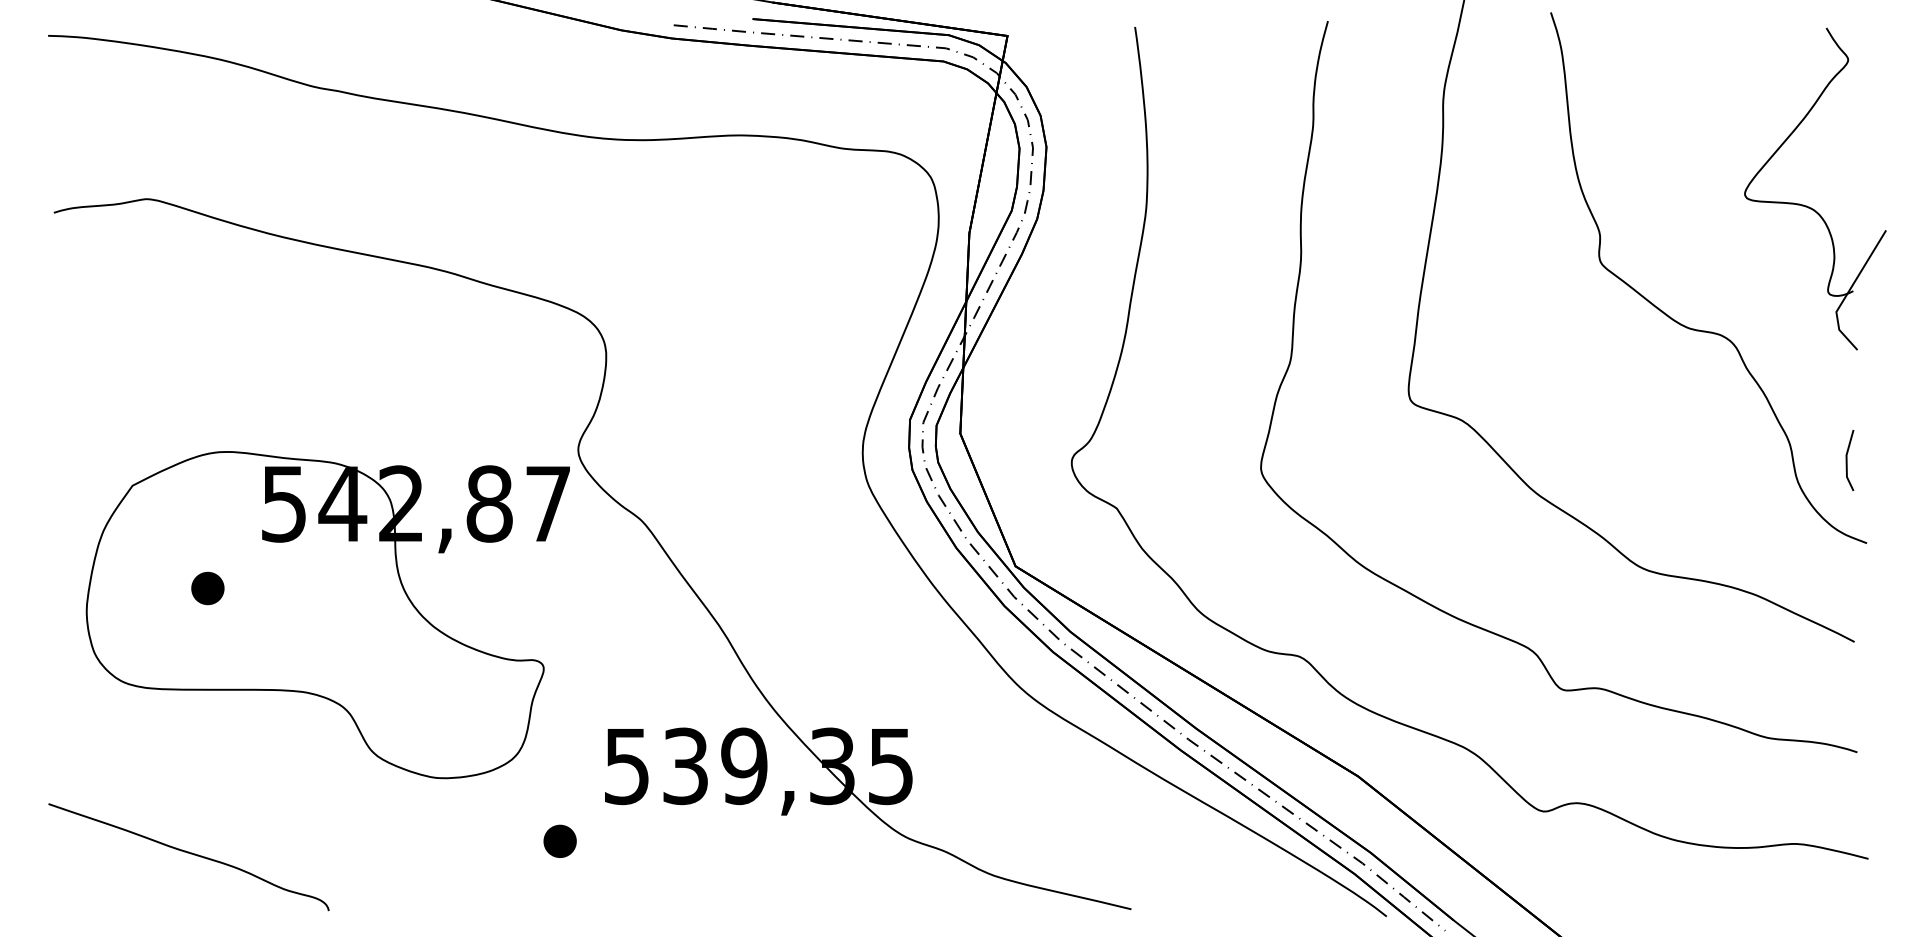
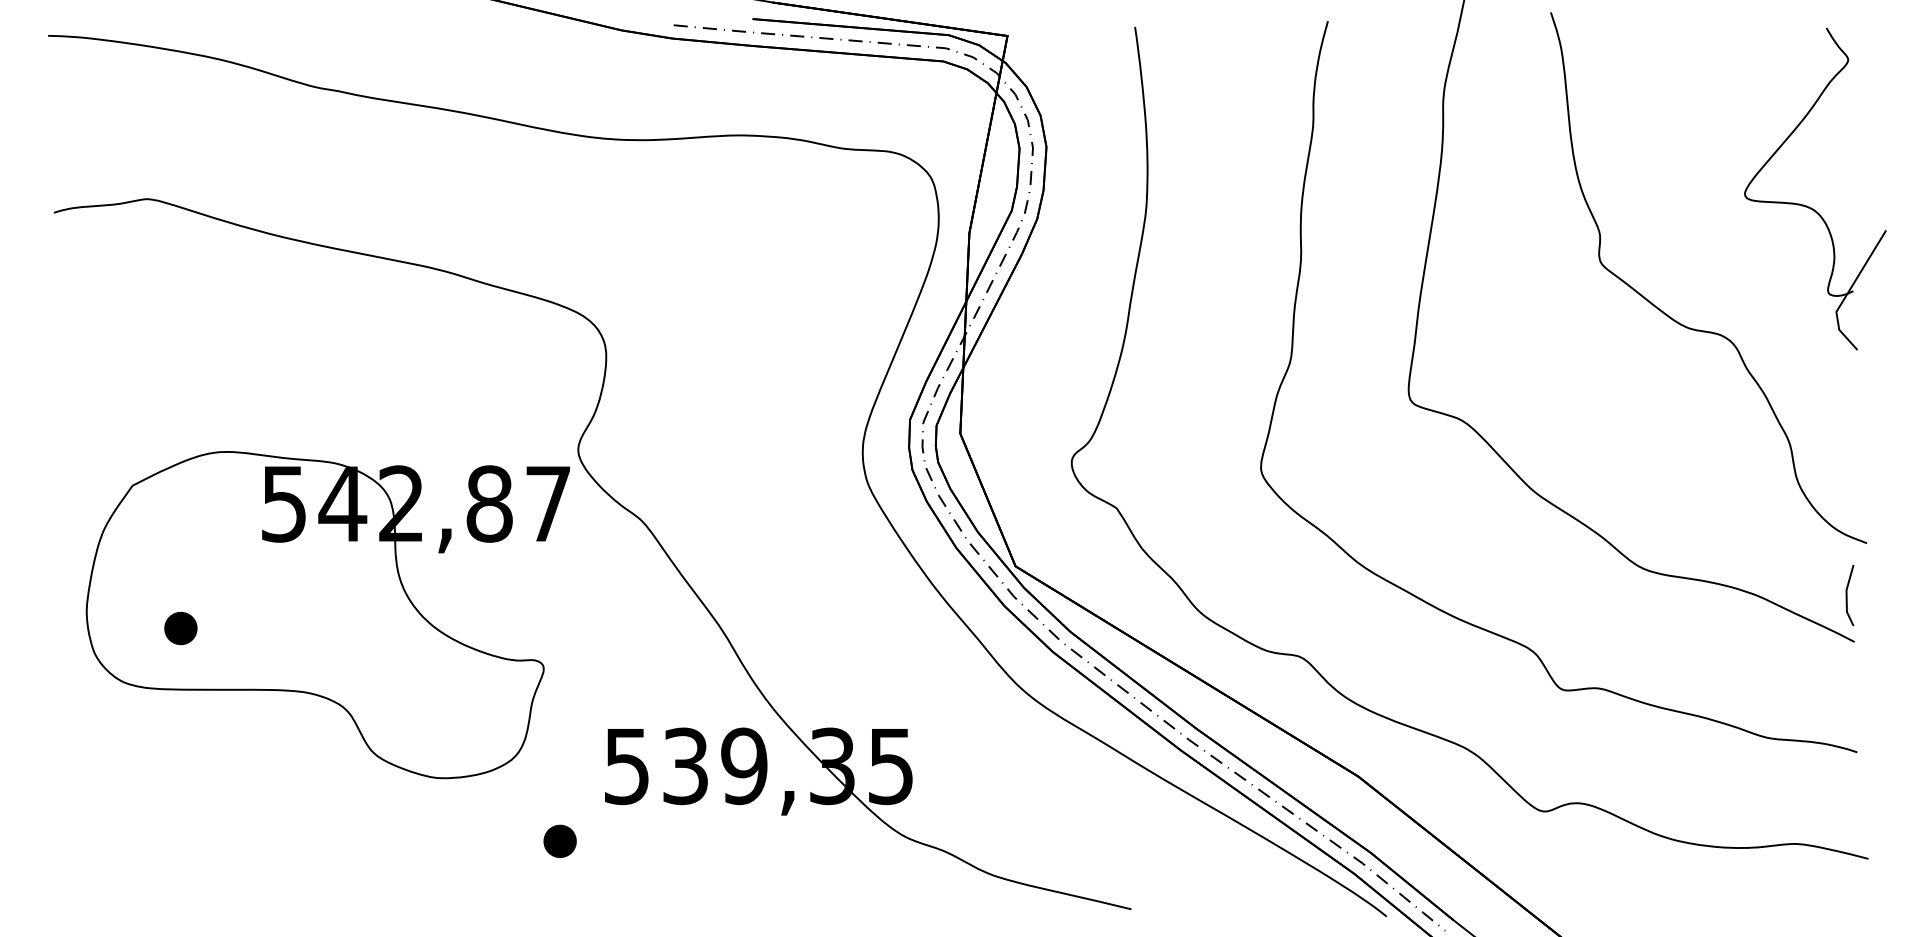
line position: (1847, 460) -> (1847, 595) (1847, 595)
part position: (207, 588) -> (180, 628) (180, 628)
curve: present -> none (190, 854)
